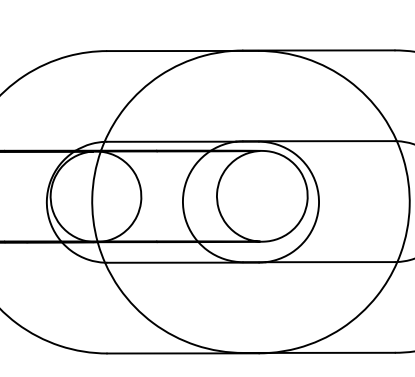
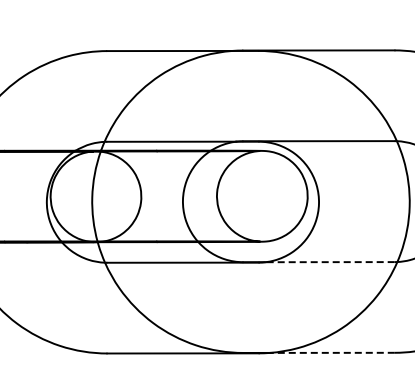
line: solid -> dashed (330, 262)
line: solid -> dashed (331, 352)
